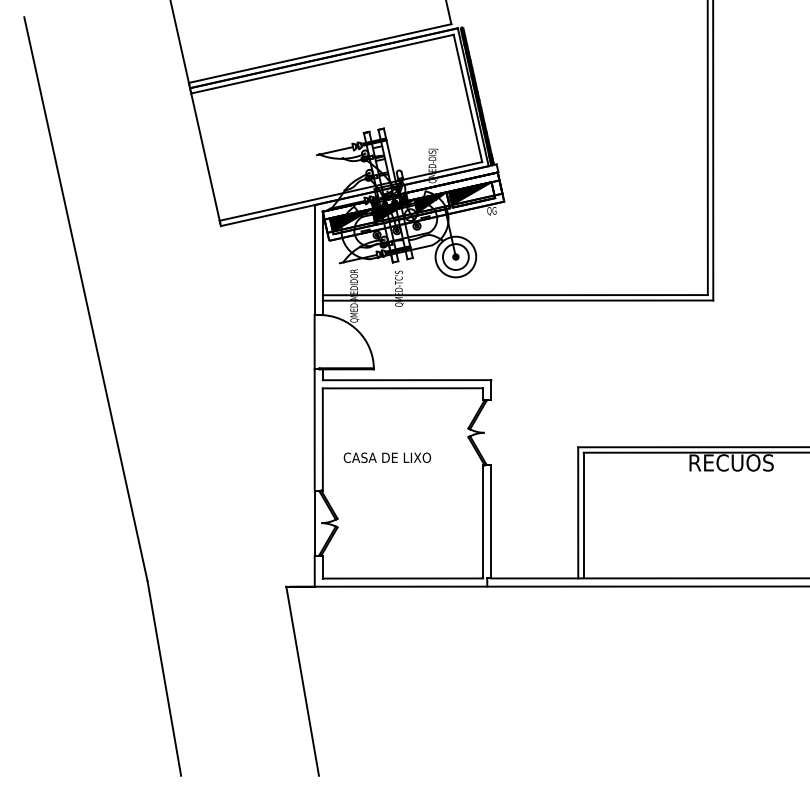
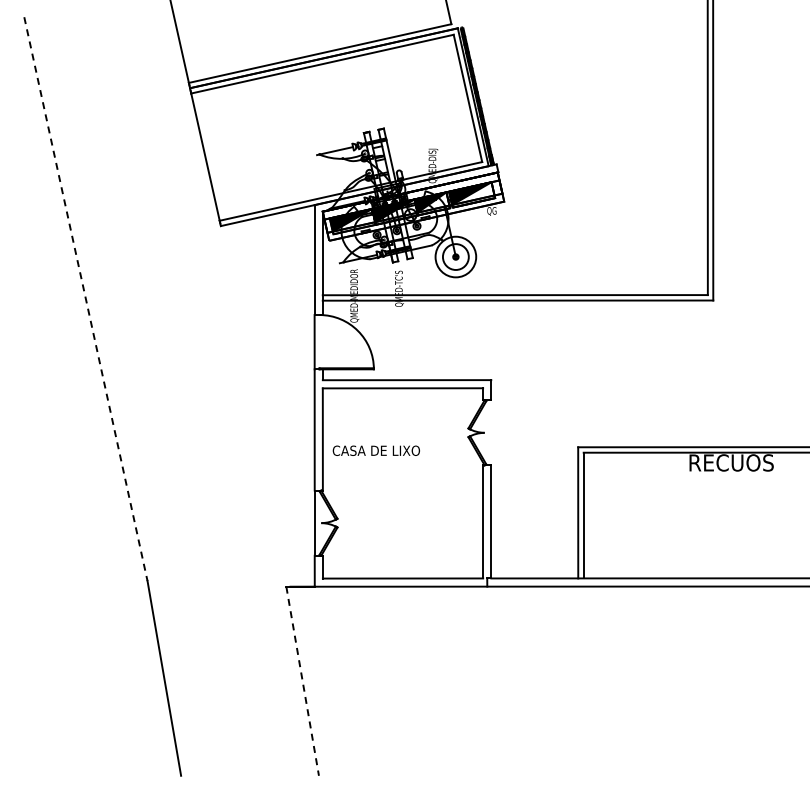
line: solid -> dashed (85, 299)
text position: (386, 457) -> (375, 450) (375, 450)
line: solid -> dashed (302, 681)
